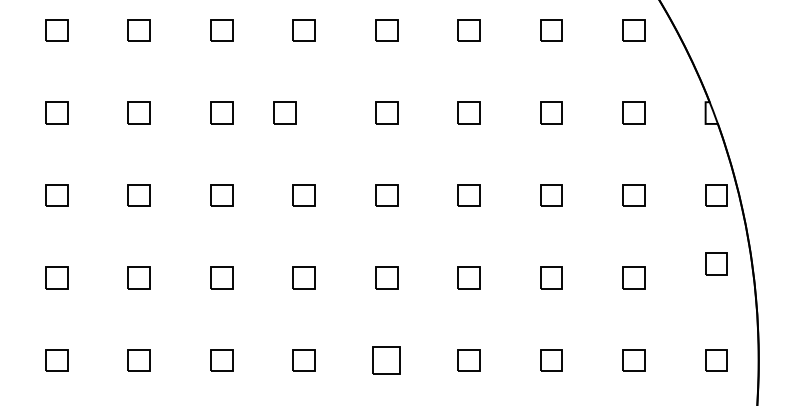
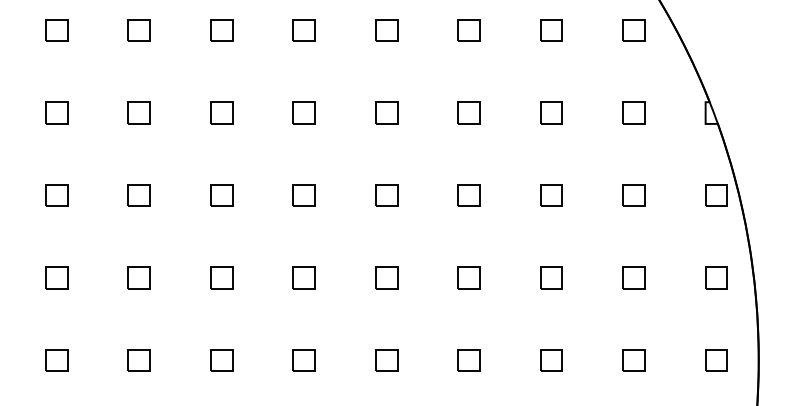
part position: (284, 112) -> (303, 112) (303, 112)
part position: (716, 263) -> (716, 277) (716, 277)
part size: 29x29 px -> 24x23 px (386, 360)
